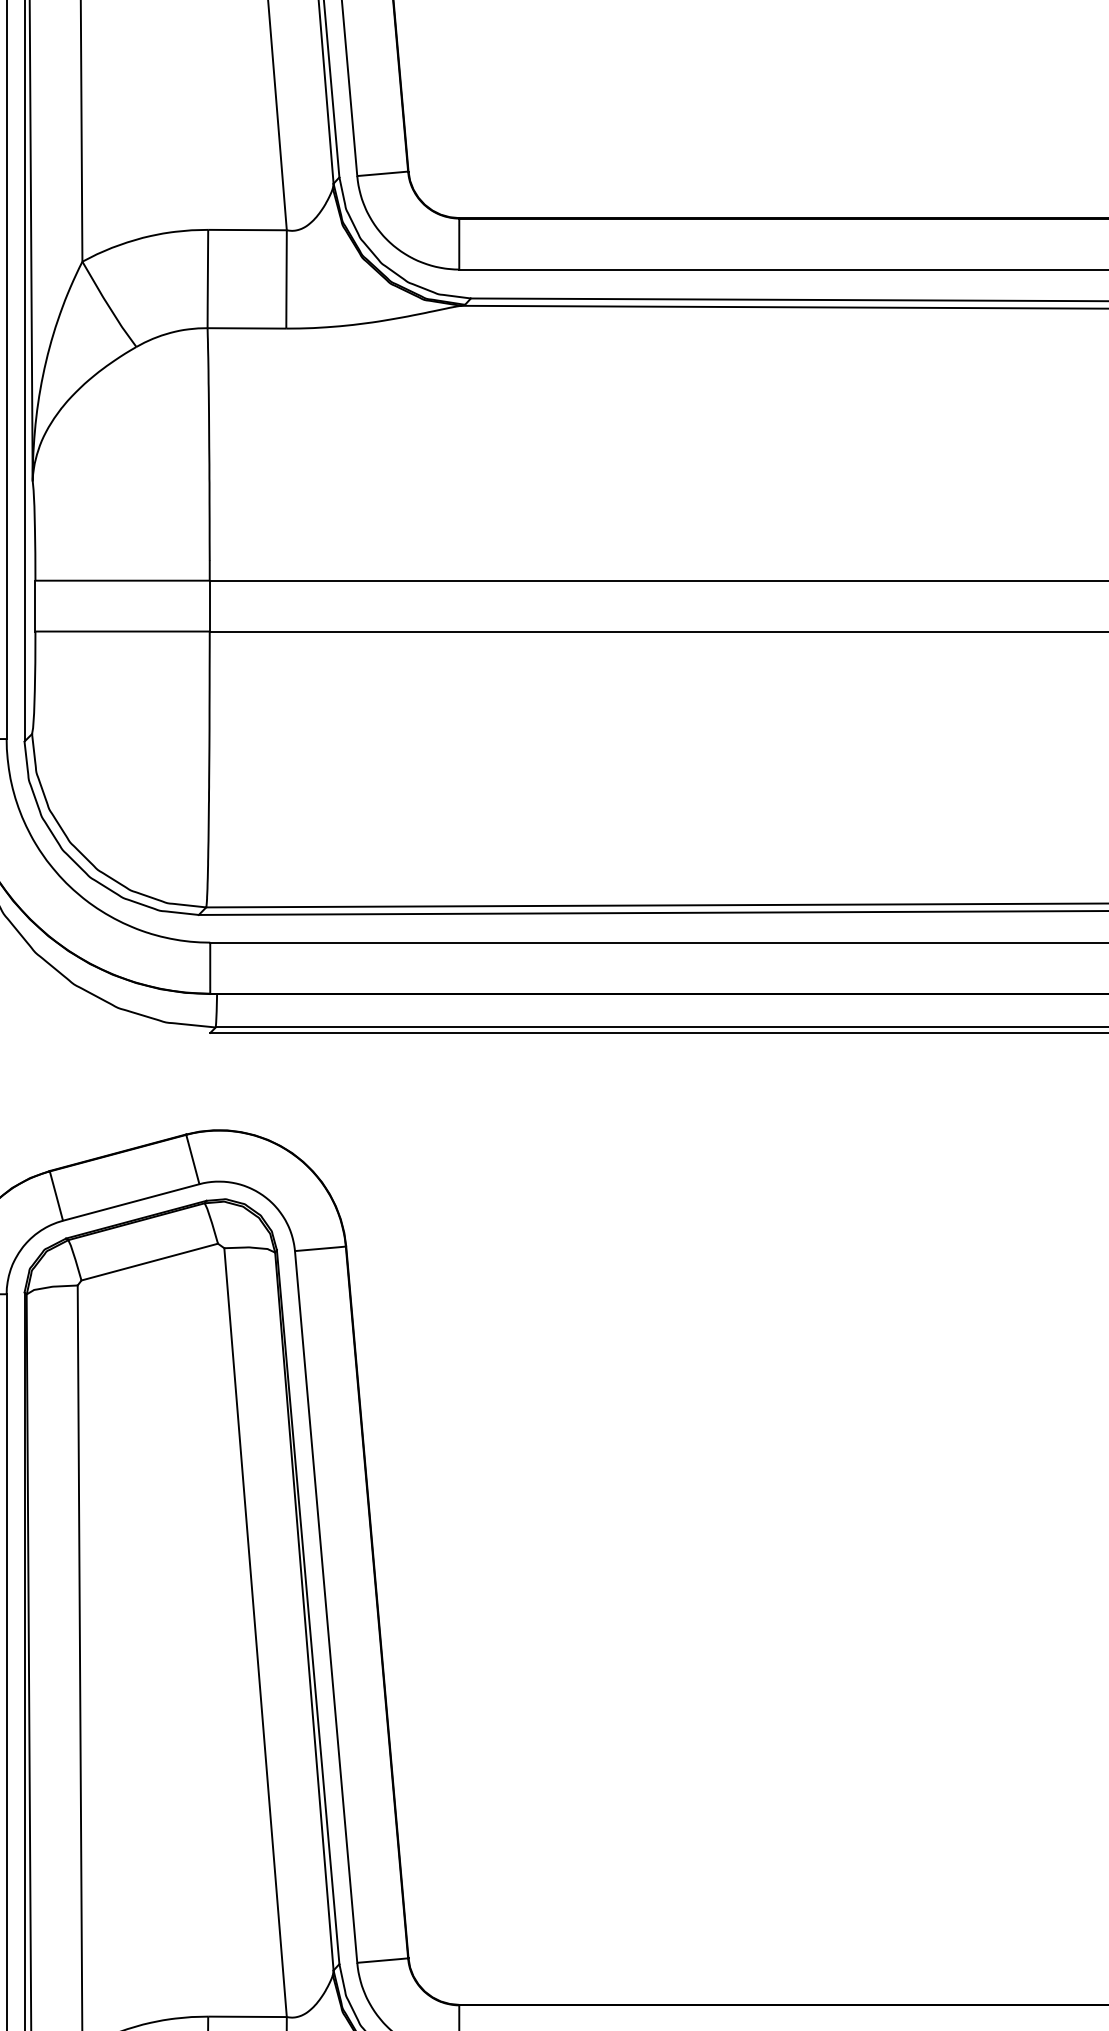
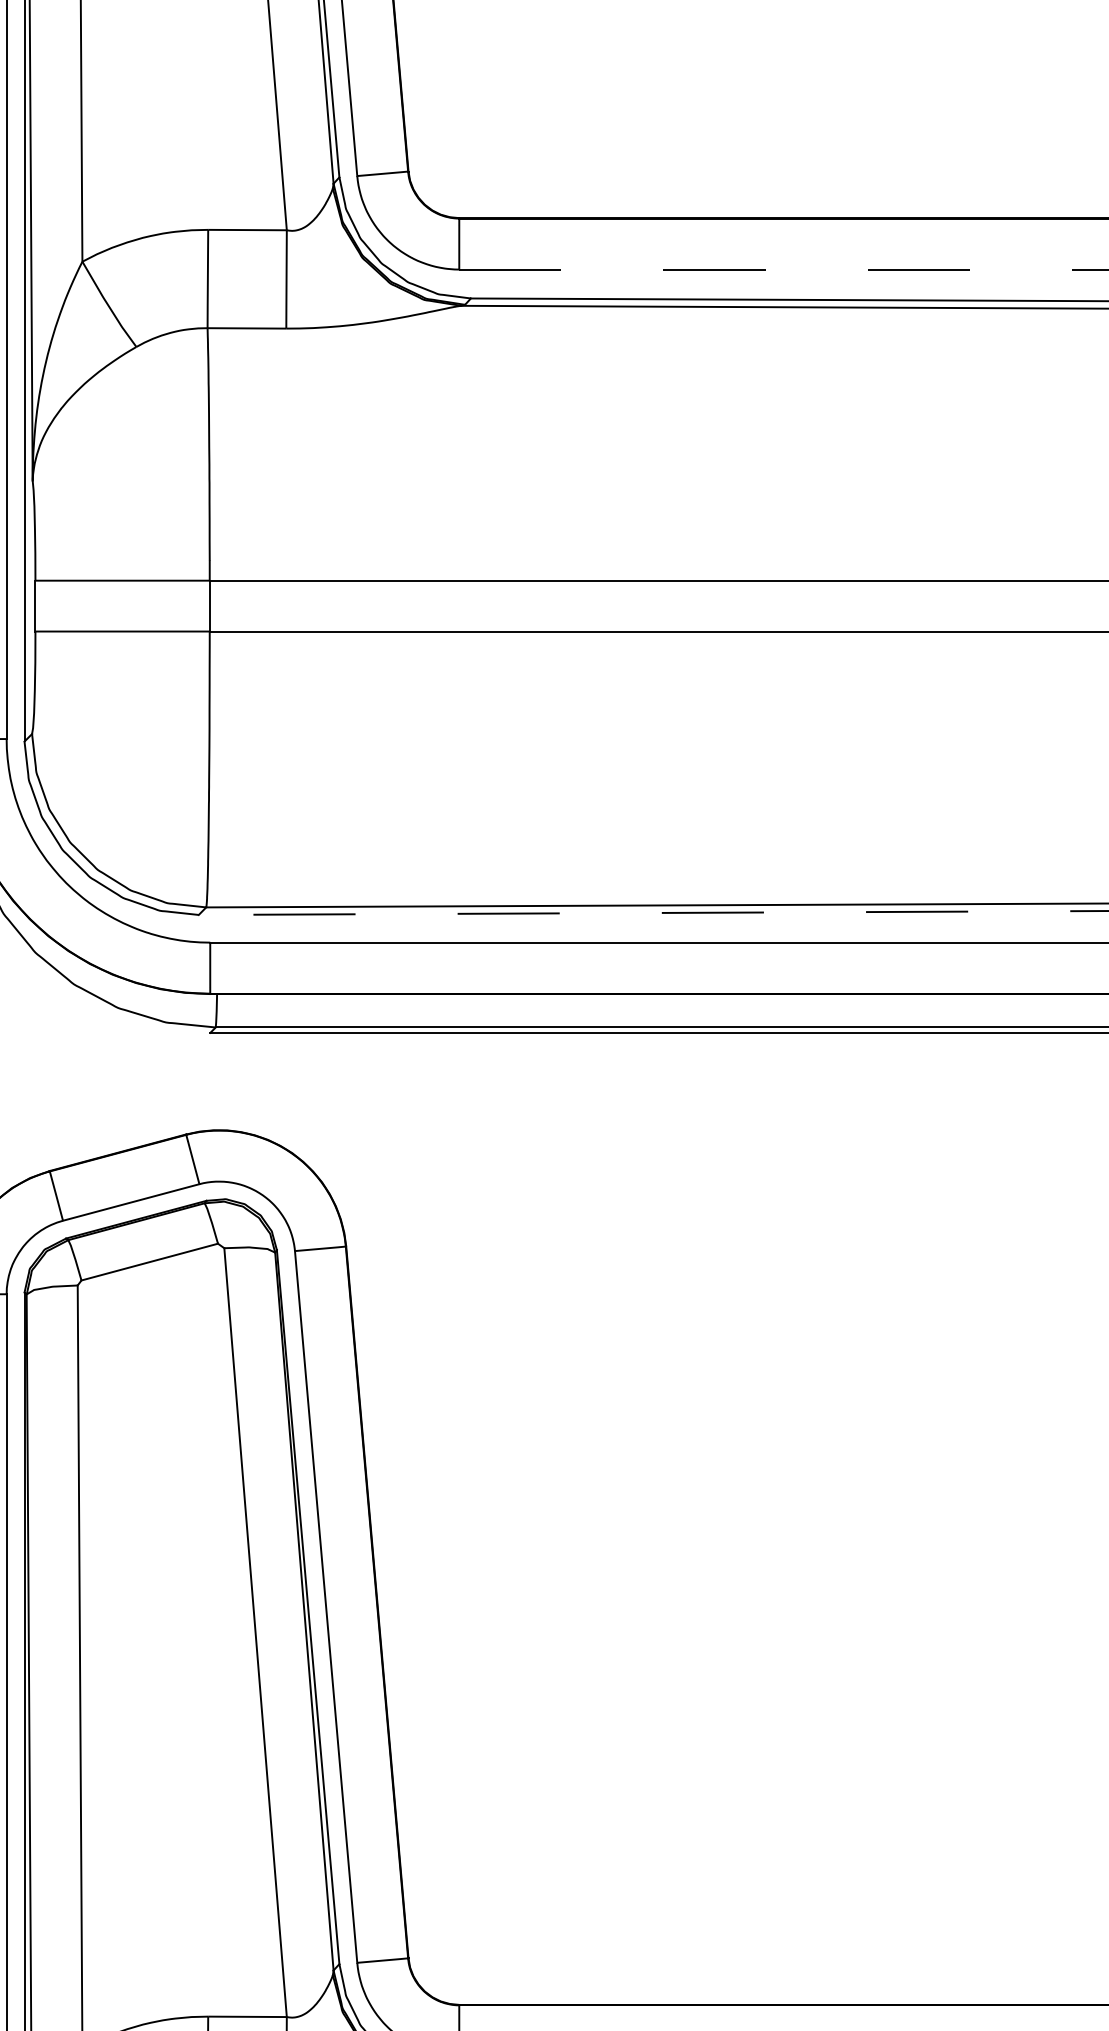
line: solid -> dashed (784, 269)
line: solid -> dashed (653, 912)
